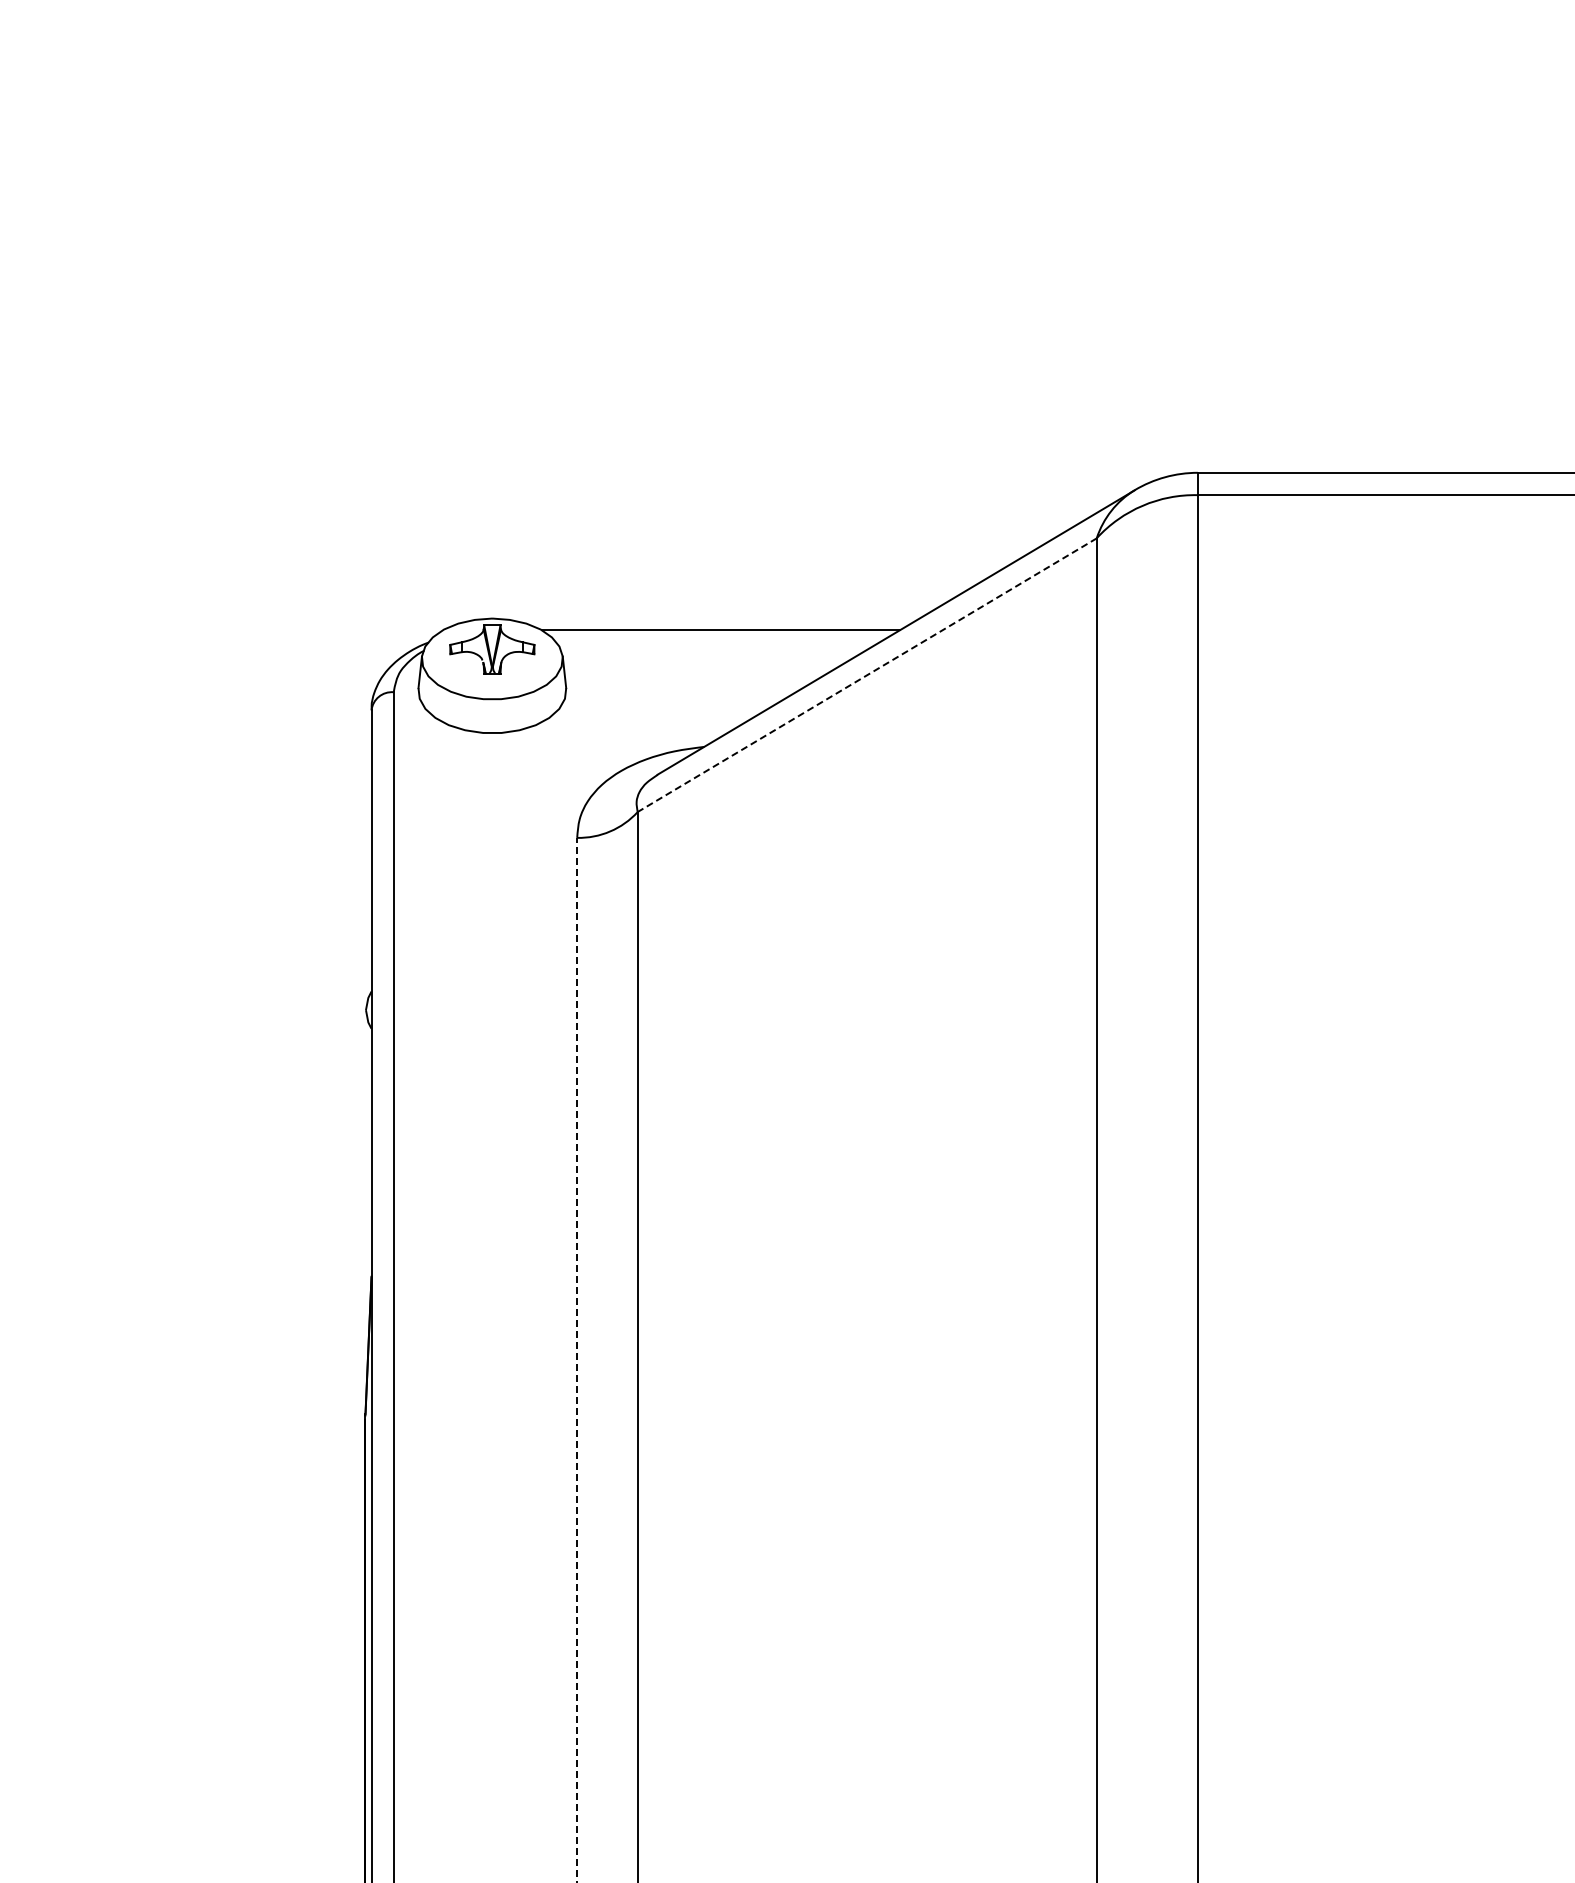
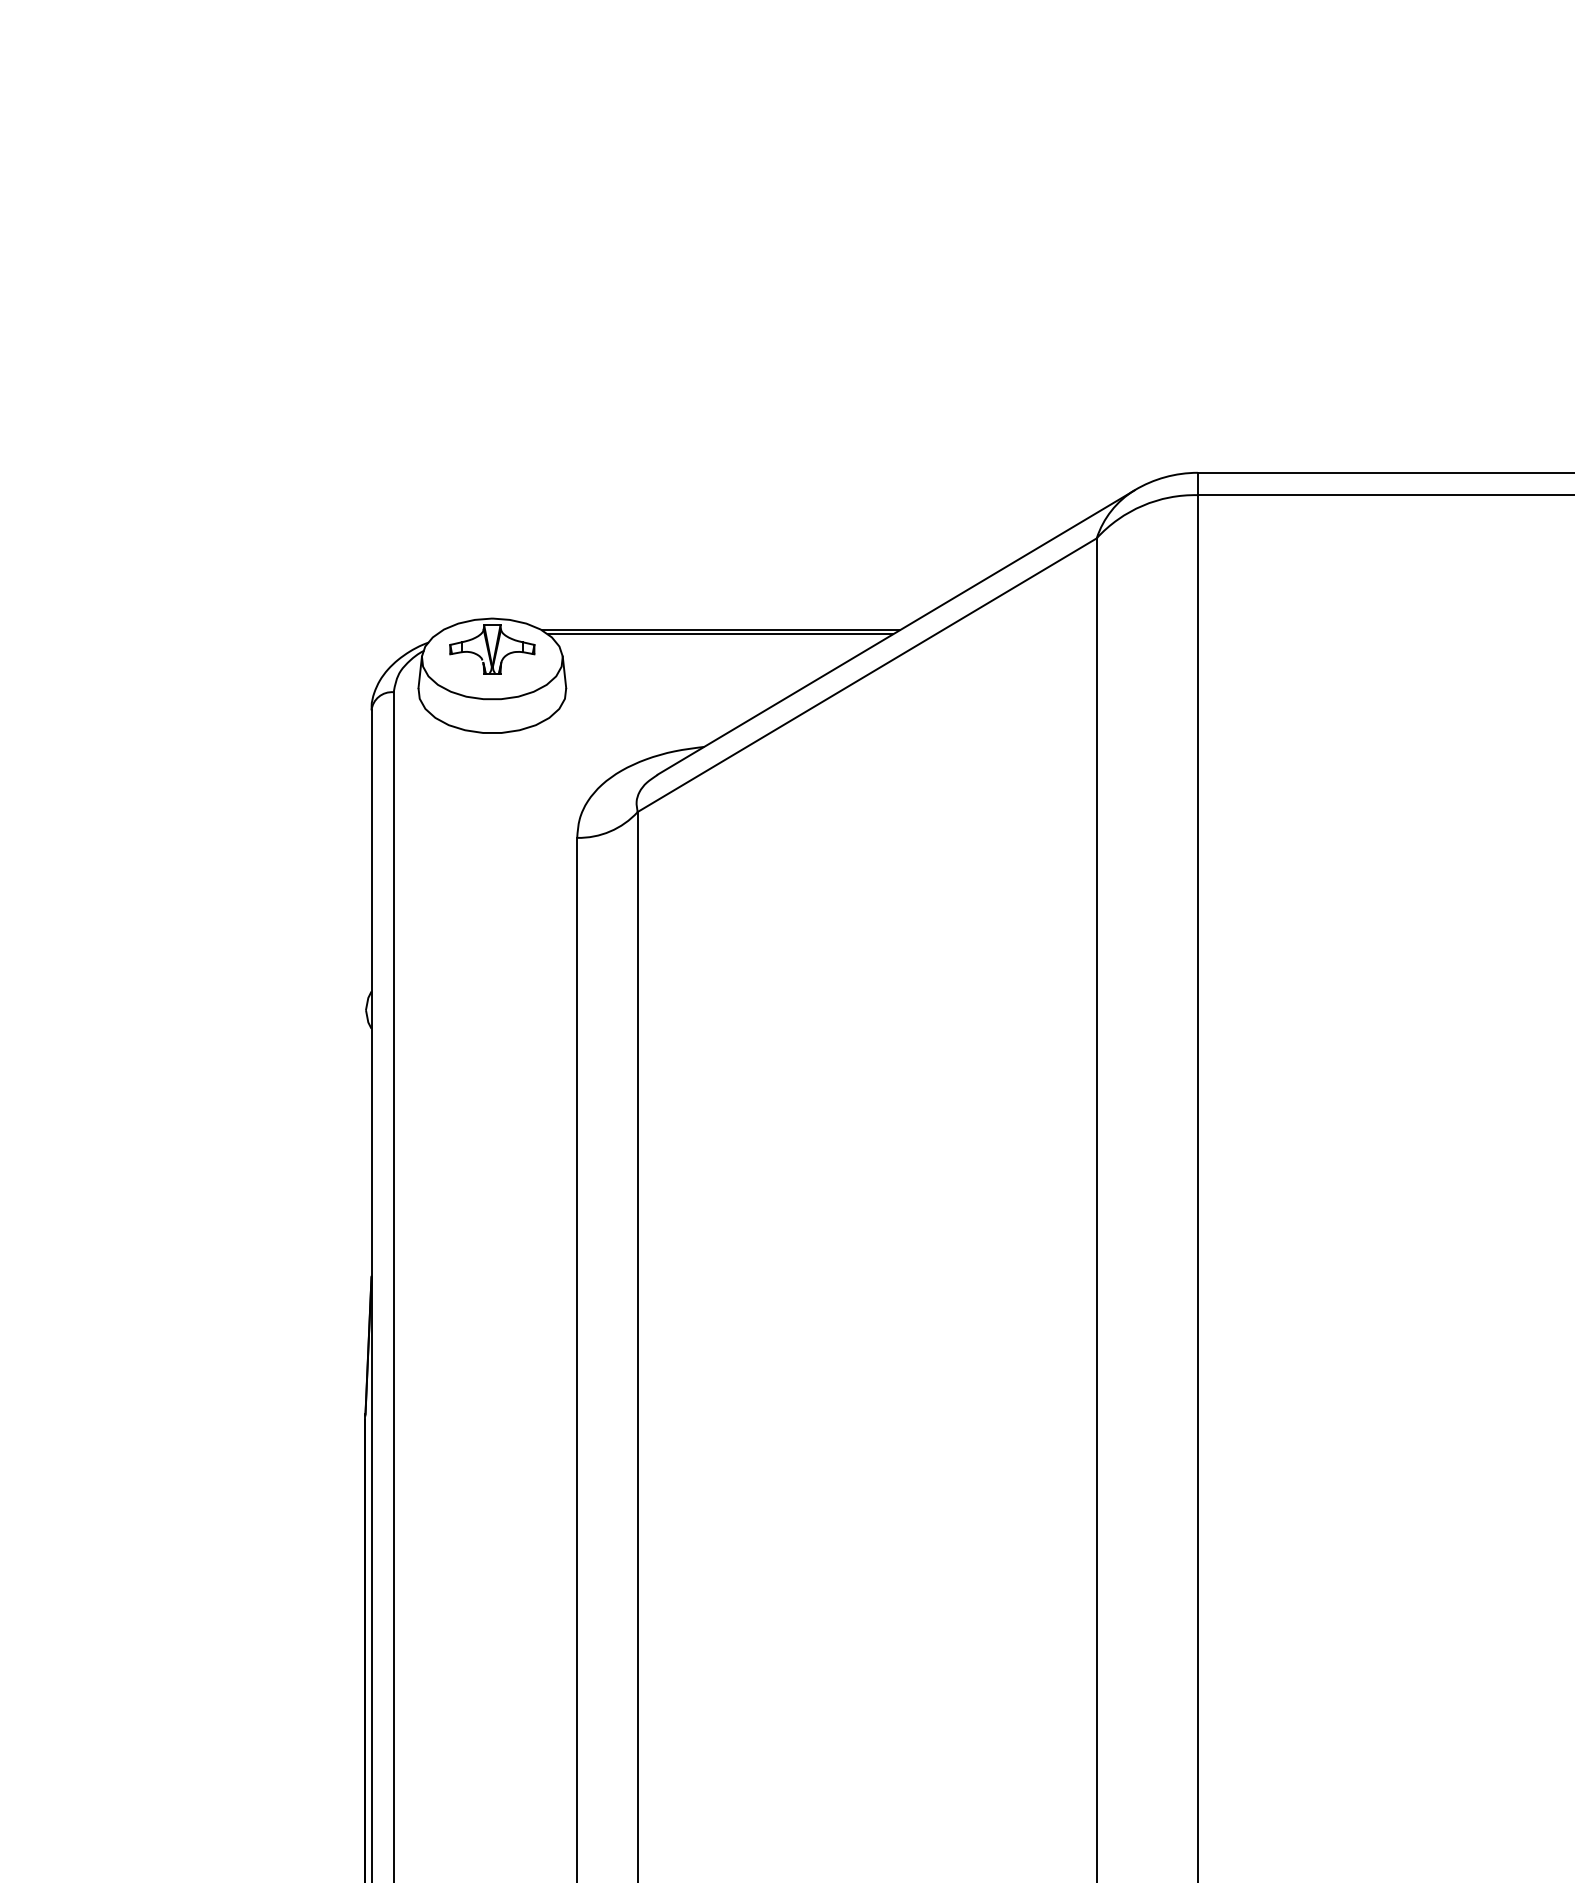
line: none -> present (720, 634)
line: dashed -> solid (866, 675)
line: dashed -> solid (577, 1359)
